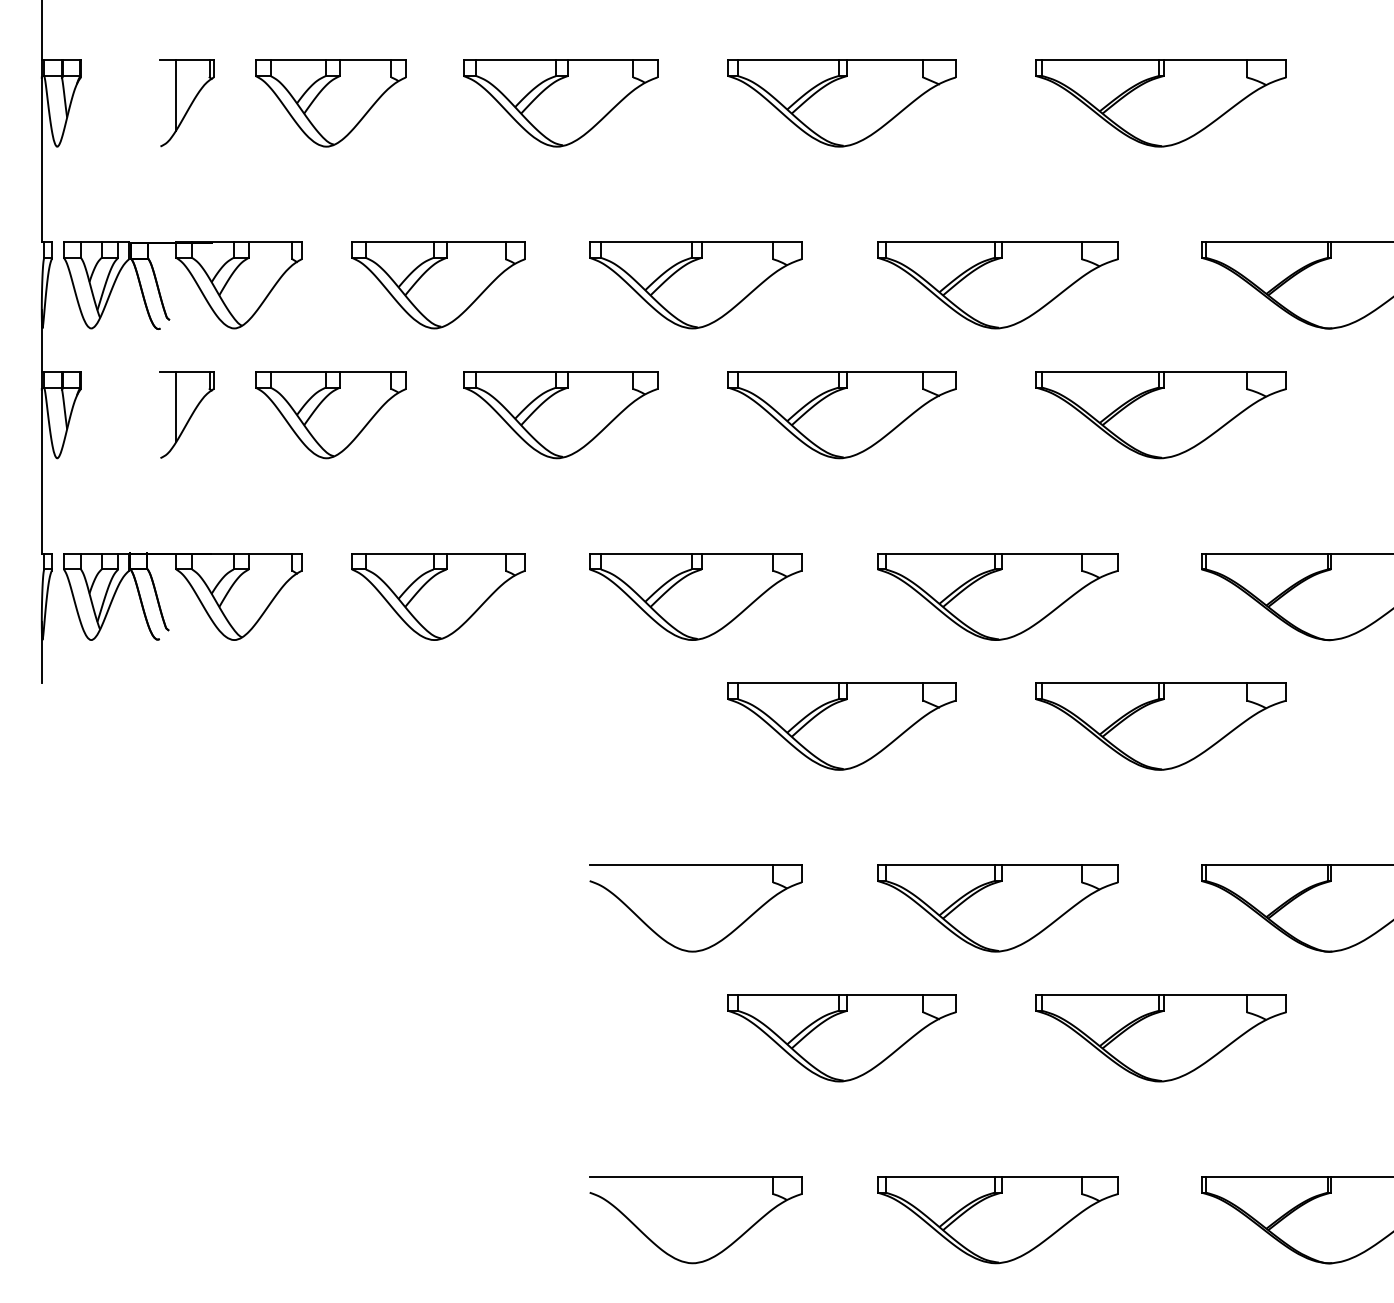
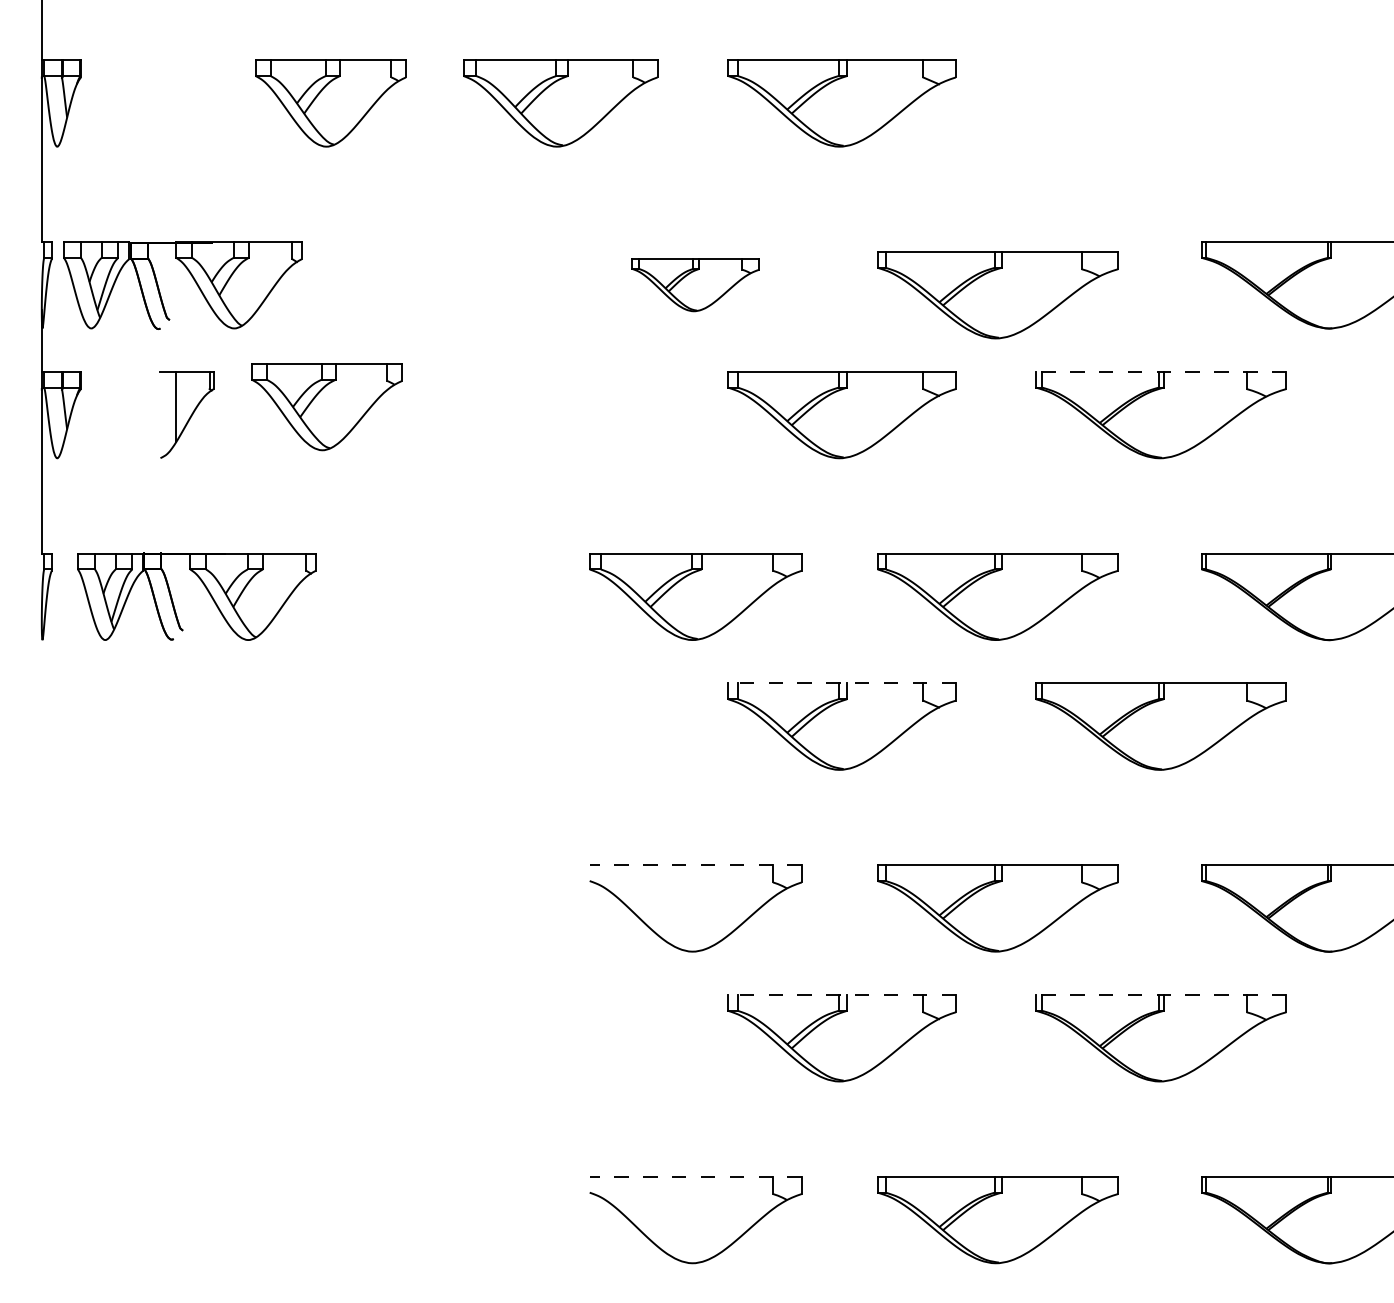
part: present -> none (186, 103)
part: present -> none (1160, 103)
part: present -> none (438, 285)
part size: 214x89 px -> 129x55 px (695, 285)
part position: (997, 285) -> (997, 295) (997, 295)
line: solid -> dashed (1160, 371)
part position: (330, 415) -> (326, 407) (326, 407)
part: present -> none (560, 415)
part position: (191, 588) -> (205, 588) (205, 588)
part: present -> none (438, 596)
line: present -> none (41, 652)
line: solid -> dashed (842, 683)
line: solid -> dashed (695, 865)
line: solid -> dashed (842, 994)
line: solid -> dashed (1160, 994)
line: solid -> dashed (695, 1176)
